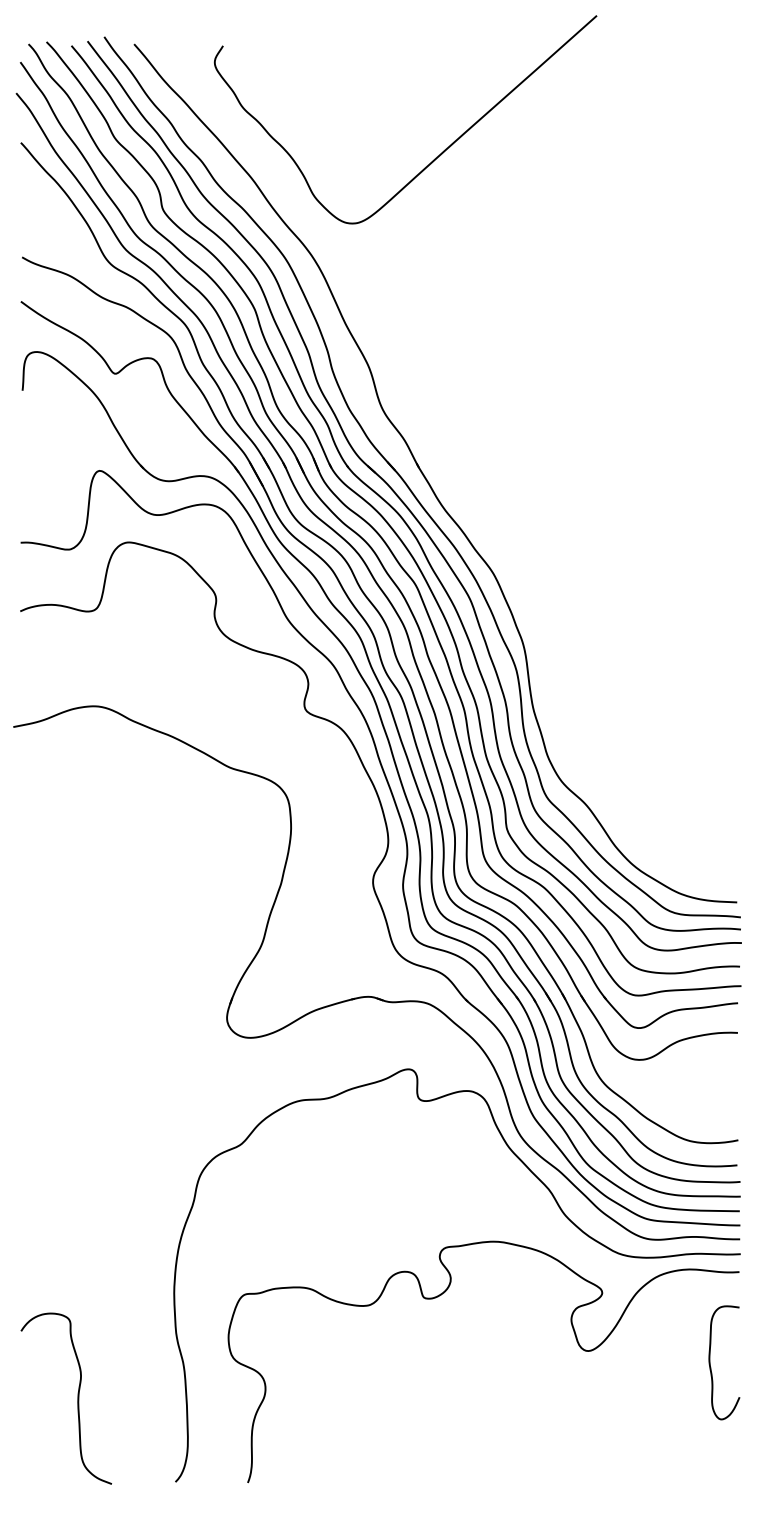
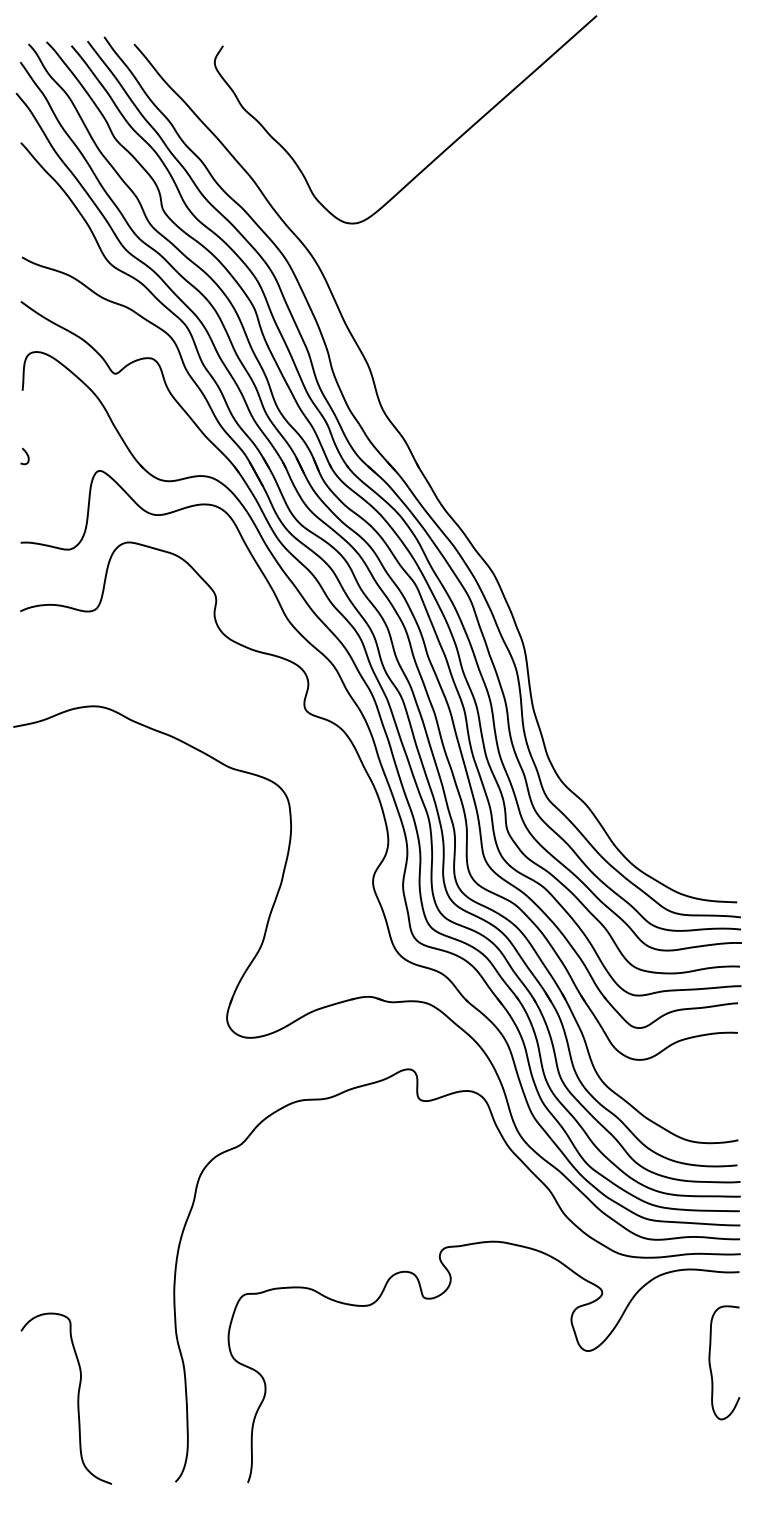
curve: none -> present (26, 455)
